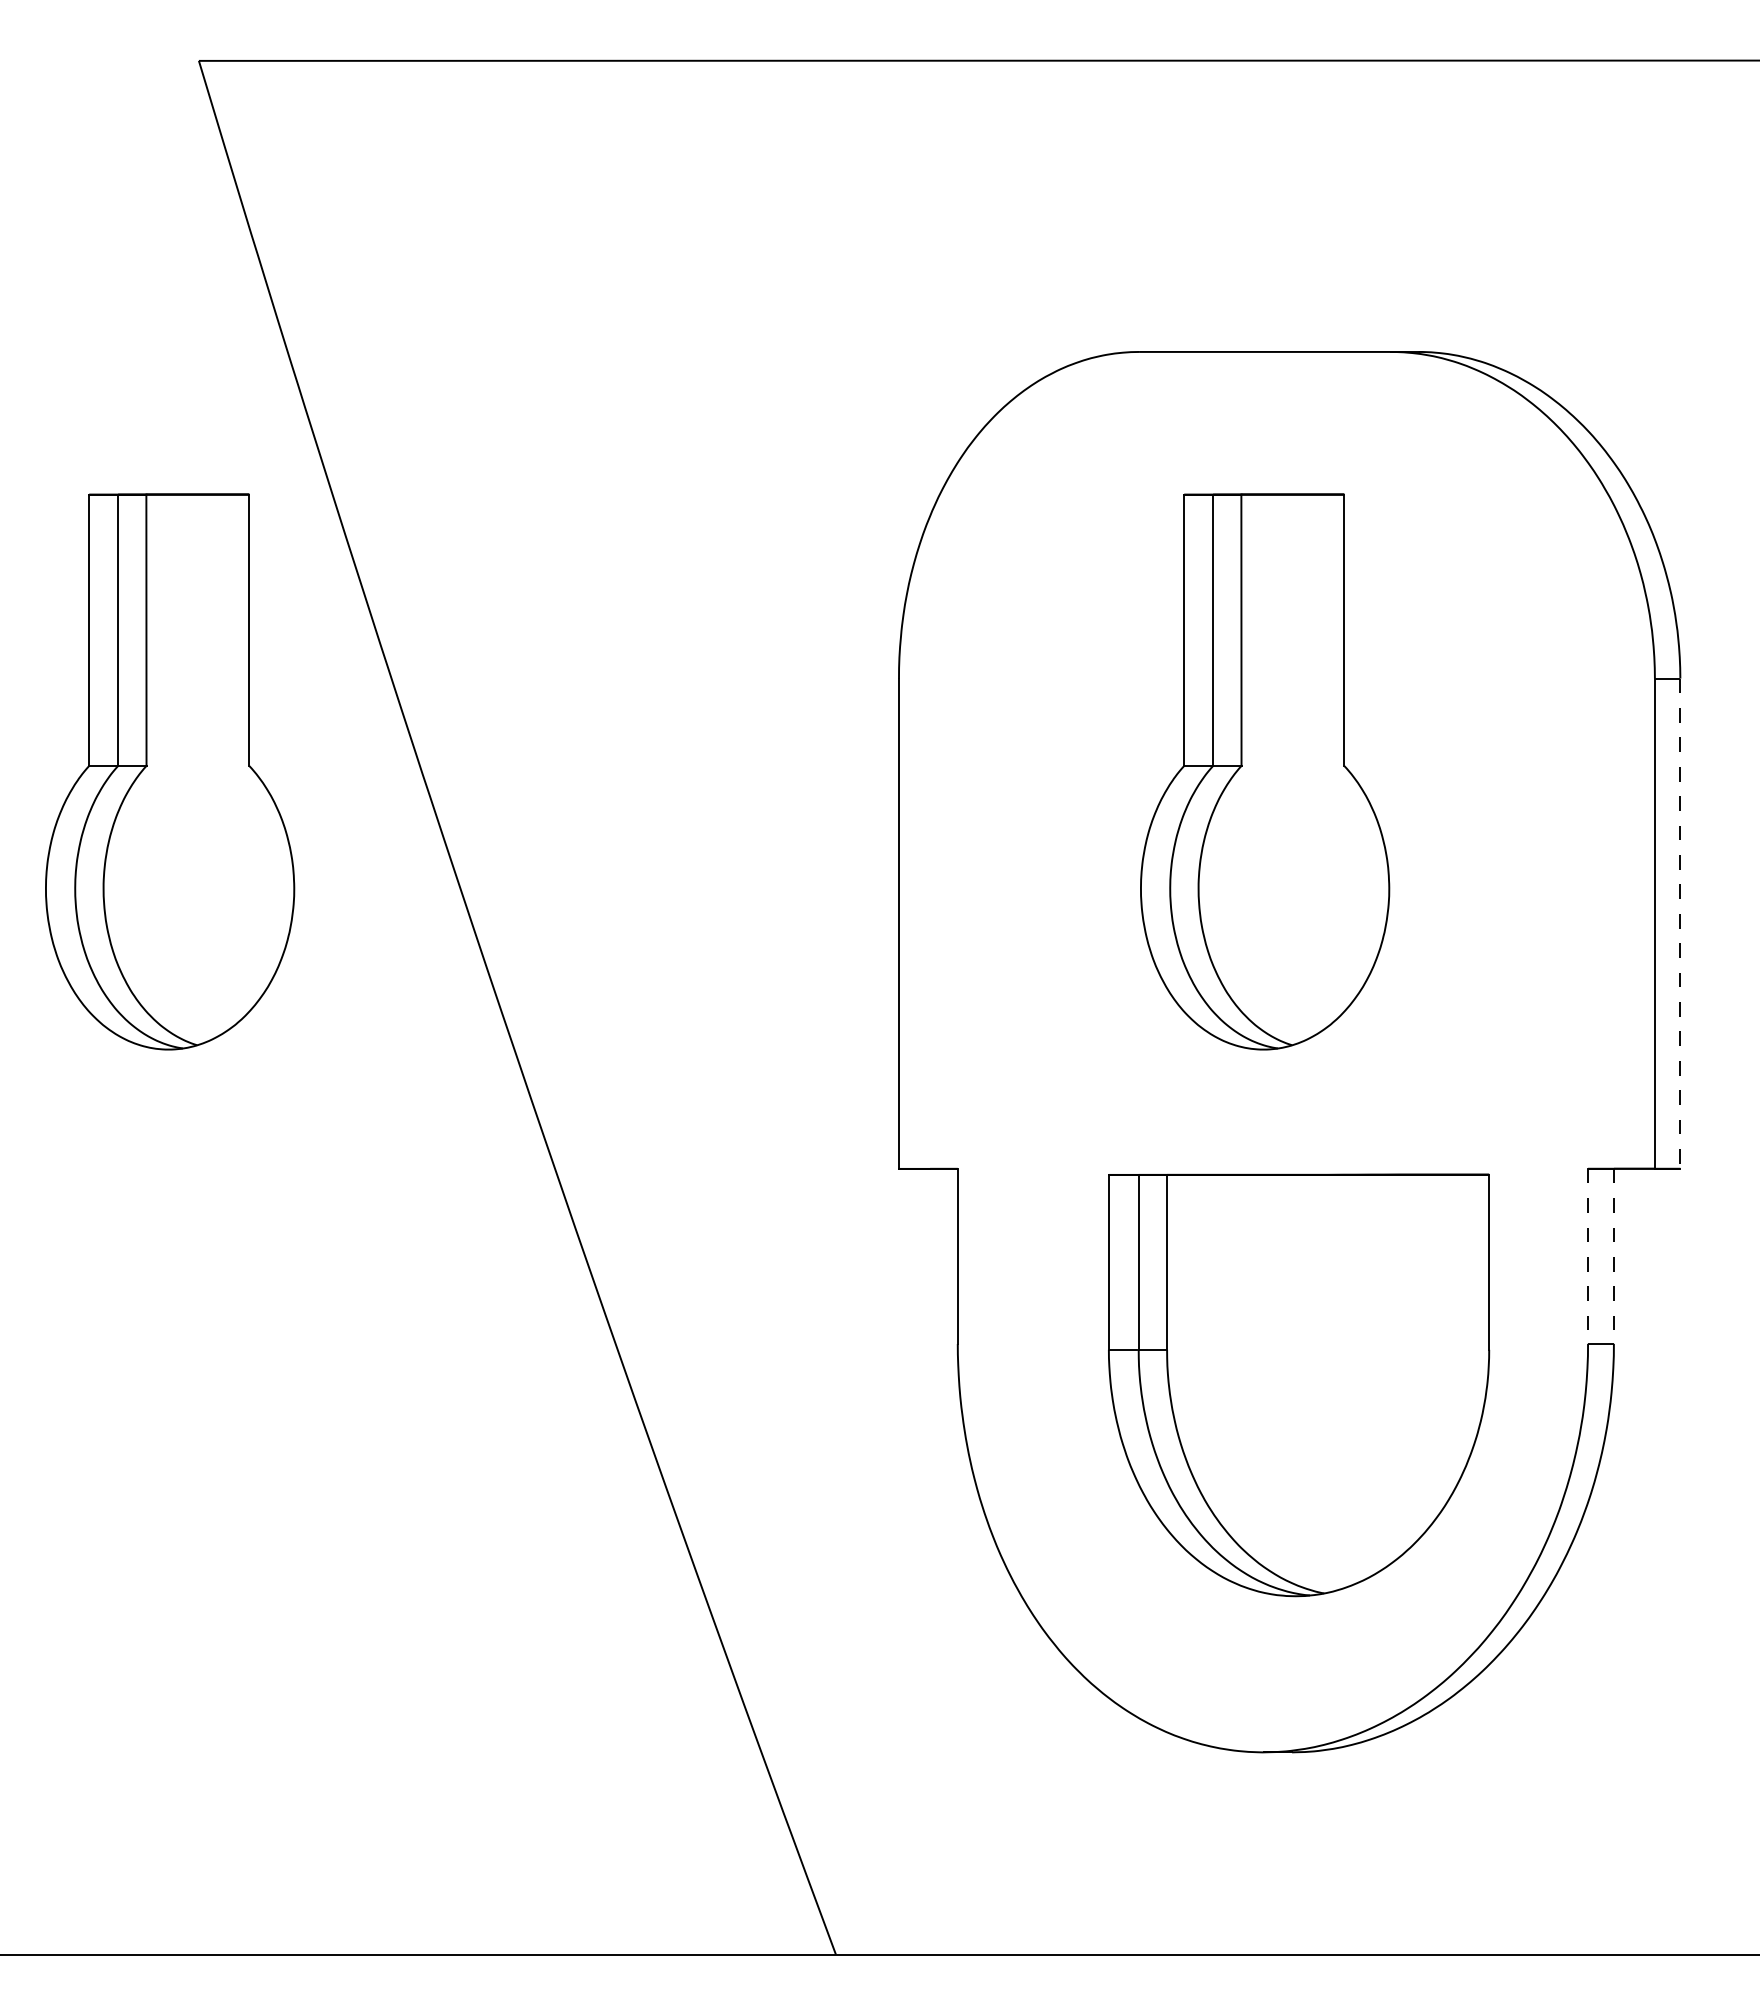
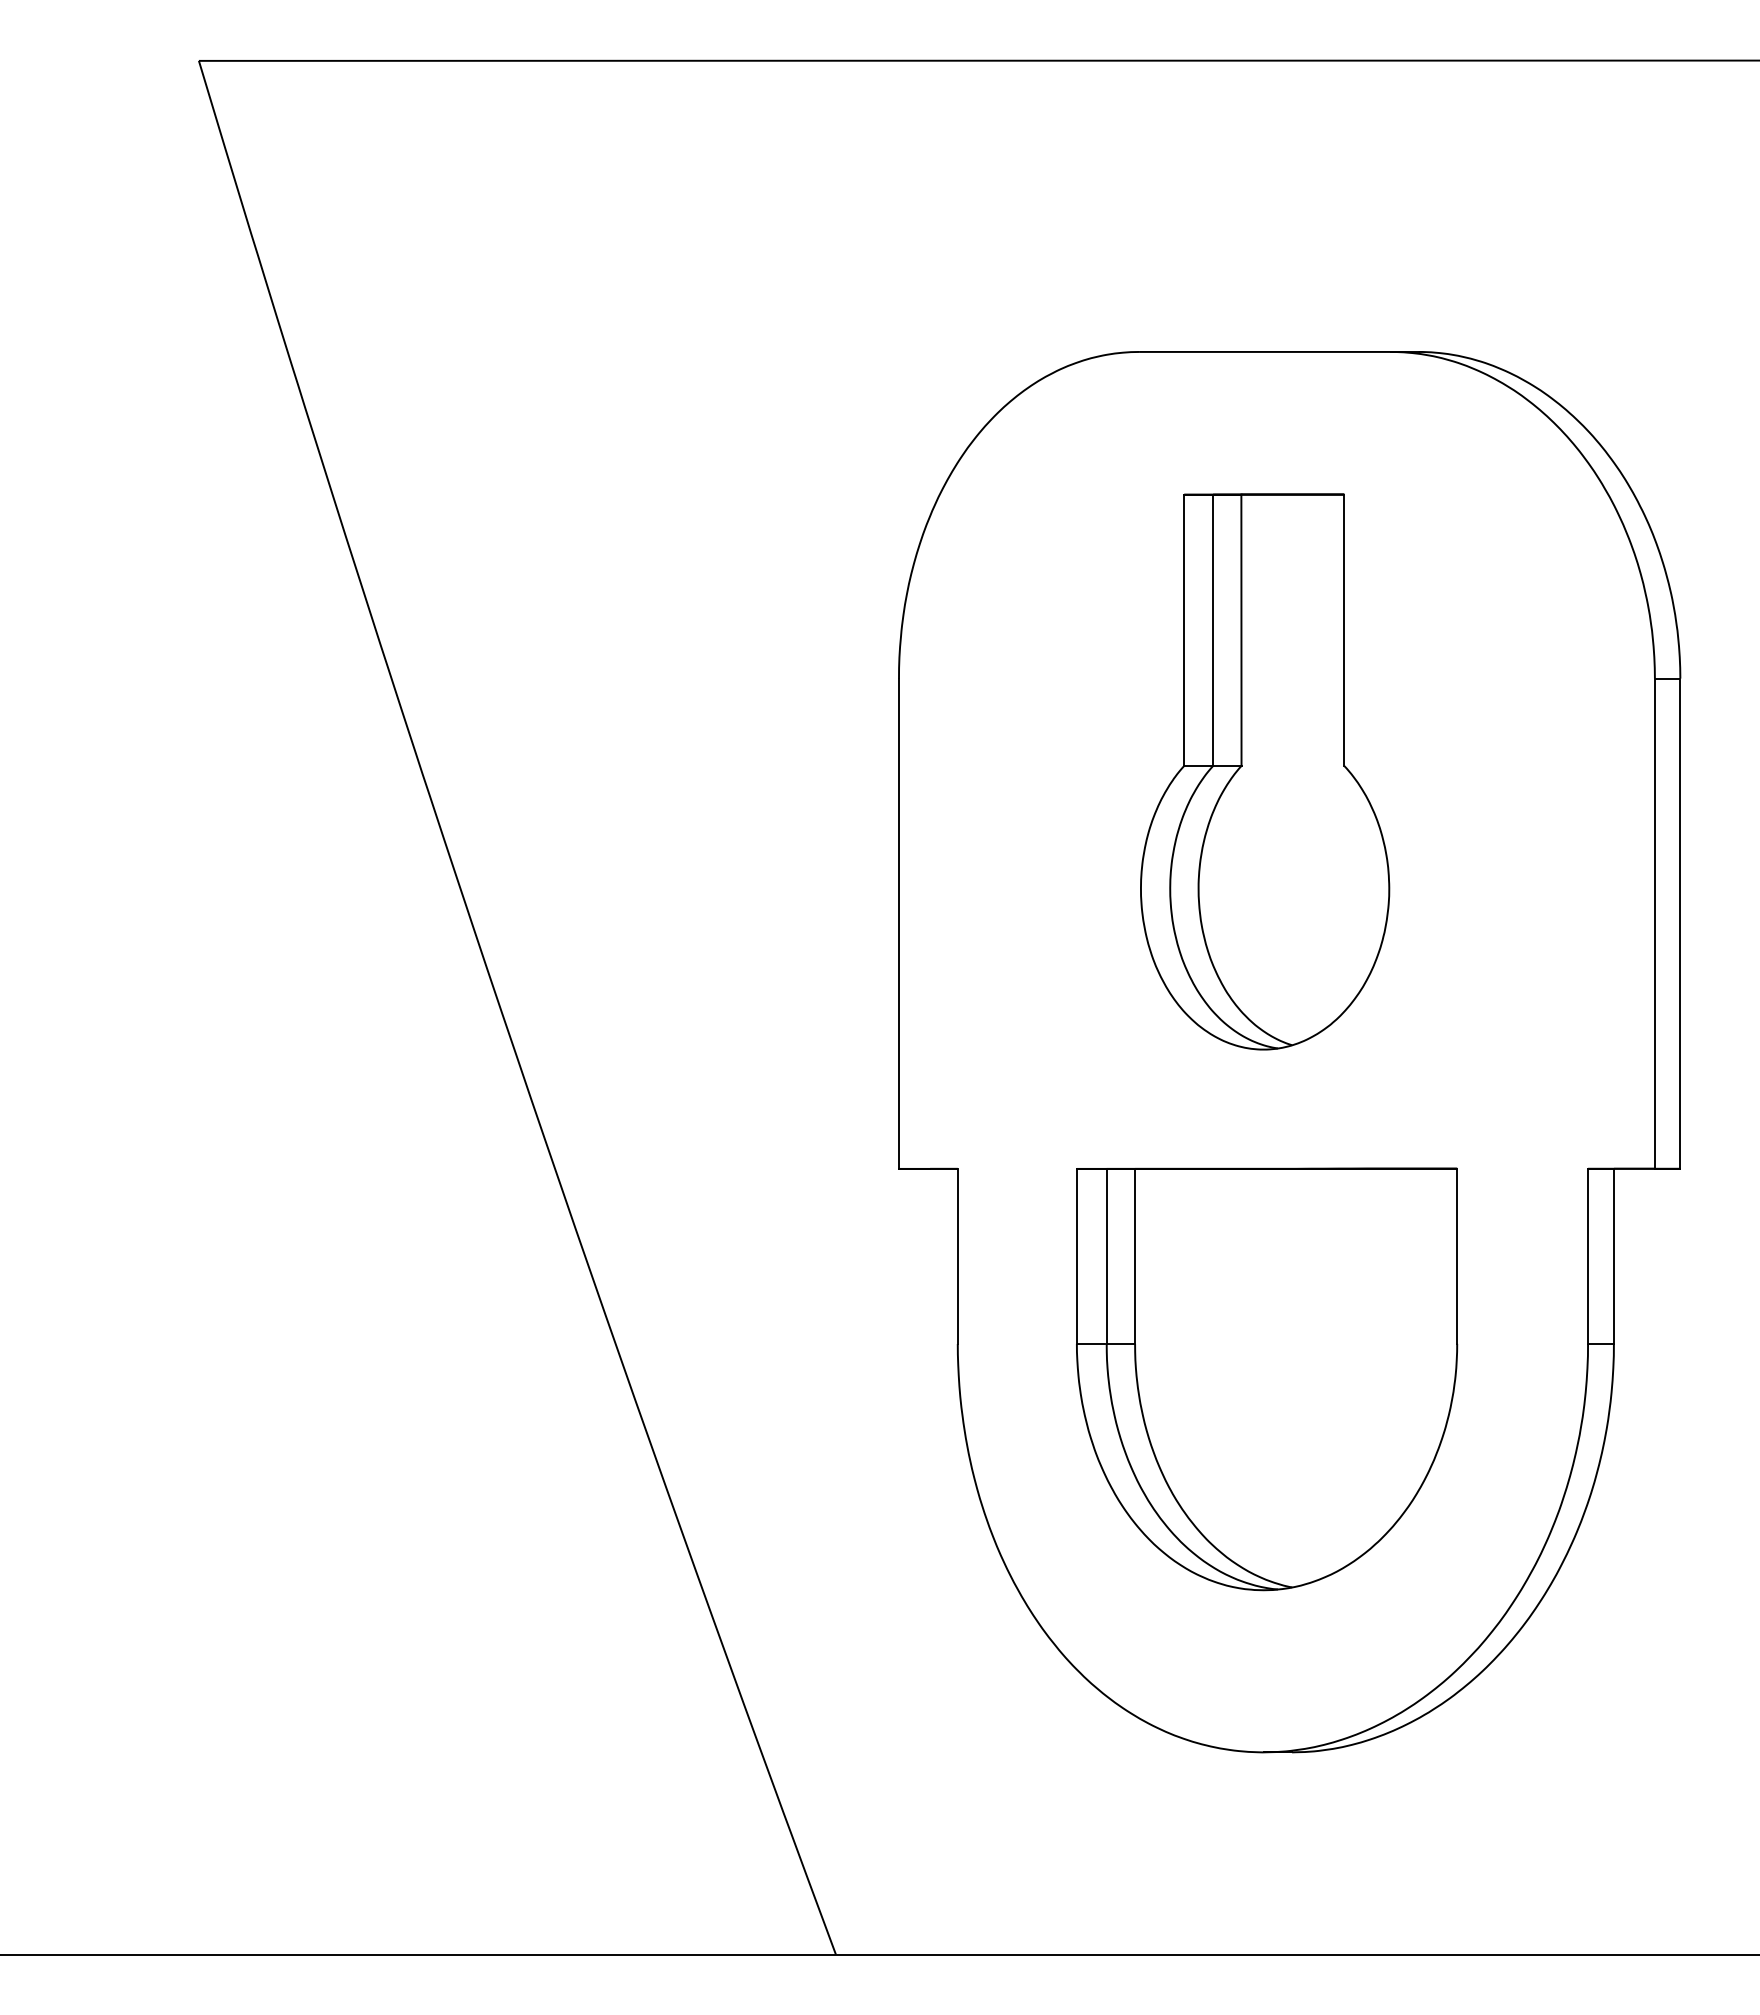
part: present -> none (170, 771)
line: dashed -> solid (1680, 924)
line: dashed -> solid (1588, 1256)
line: dashed -> solid (1613, 1256)
part position: (1299, 1385) -> (1267, 1379) (1267, 1379)
